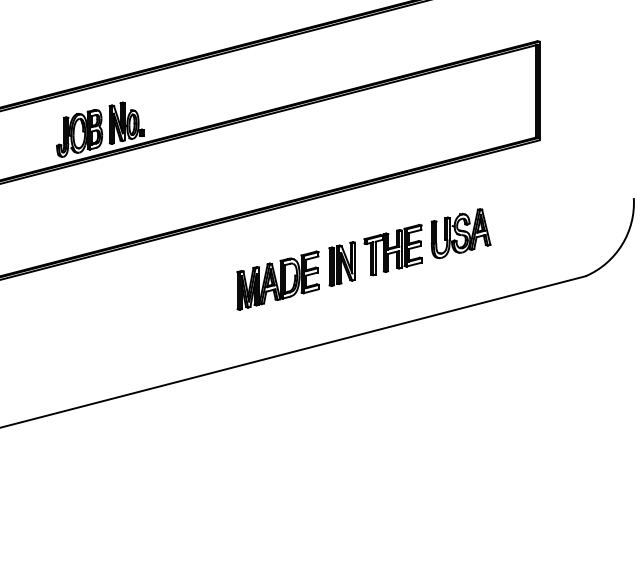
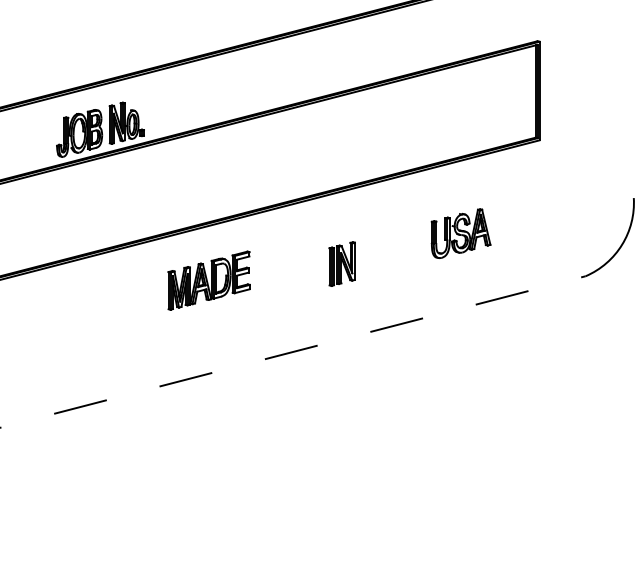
part: present -> none (392, 250)
part position: (277, 280) -> (208, 280) (208, 280)
line: solid -> dashed (293, 351)
